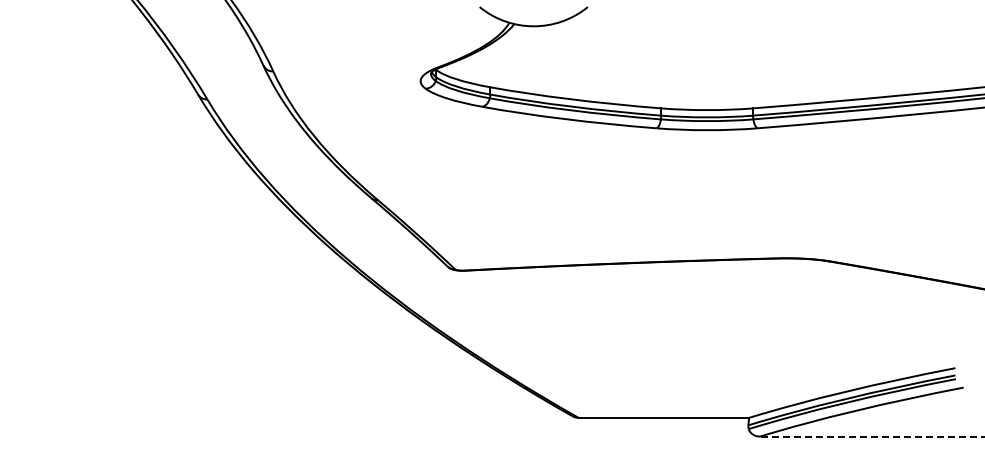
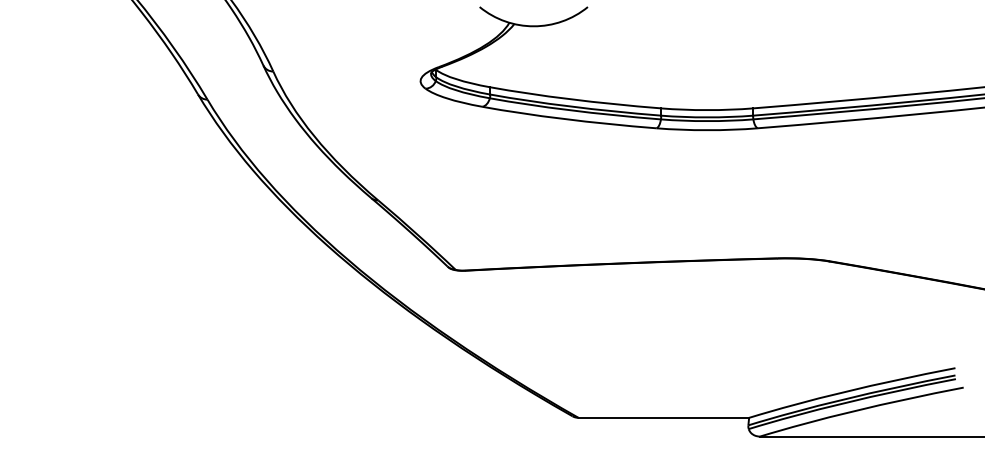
line: dashed -> solid (871, 436)
